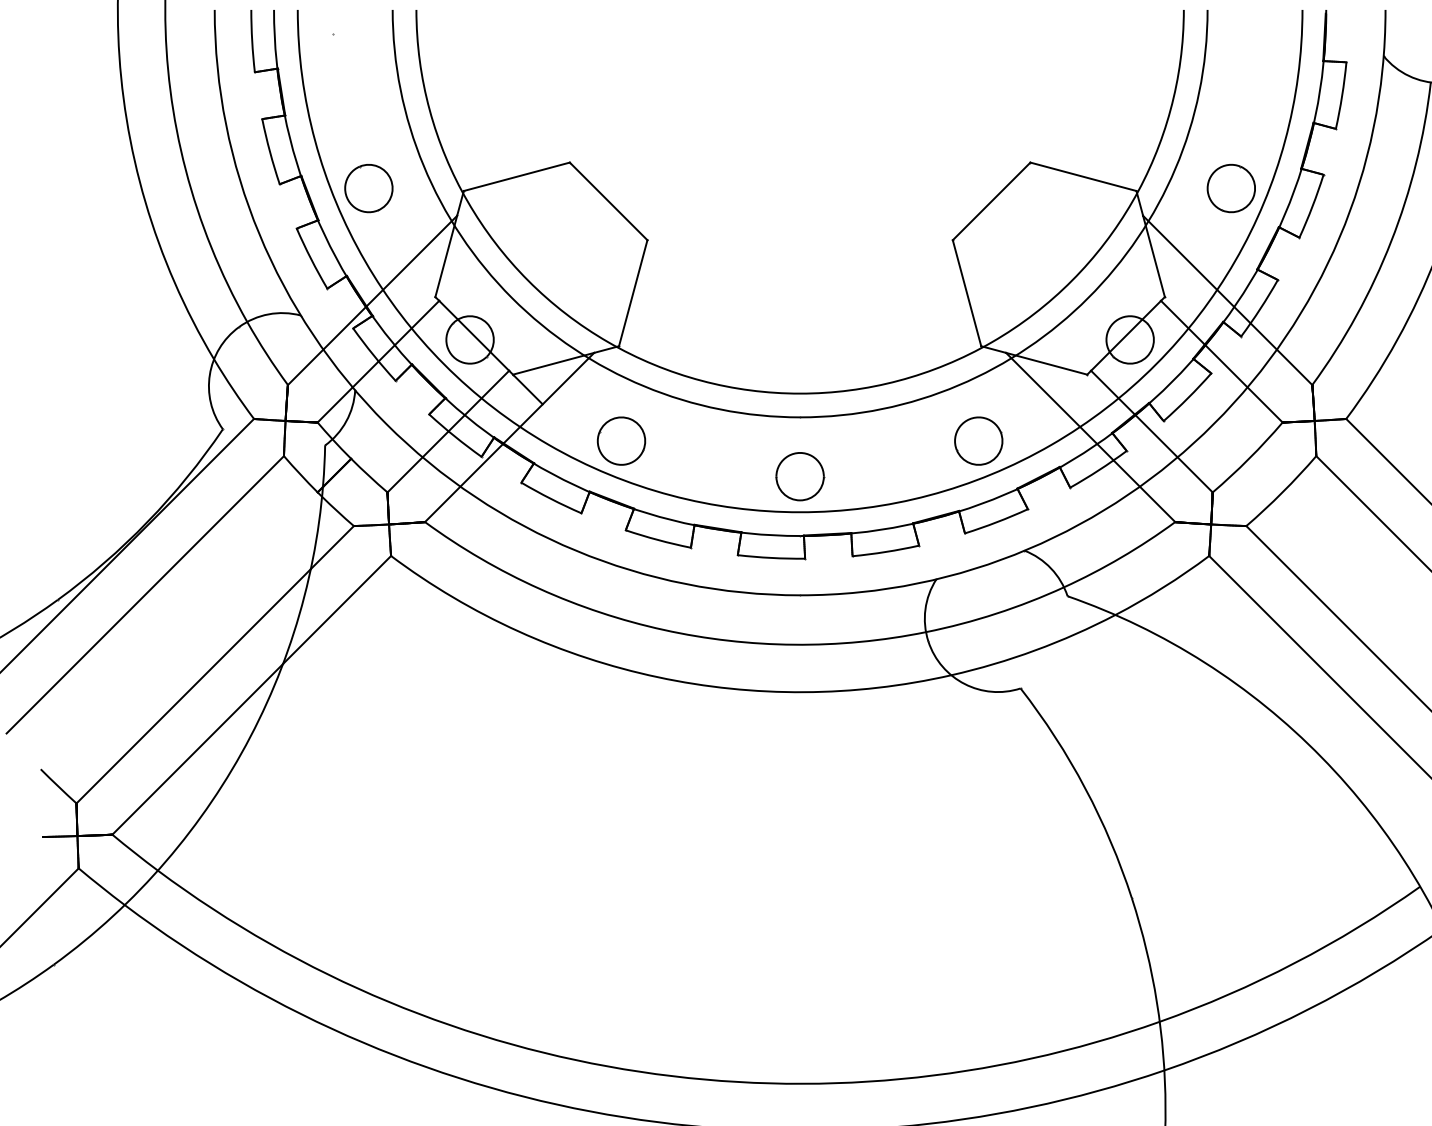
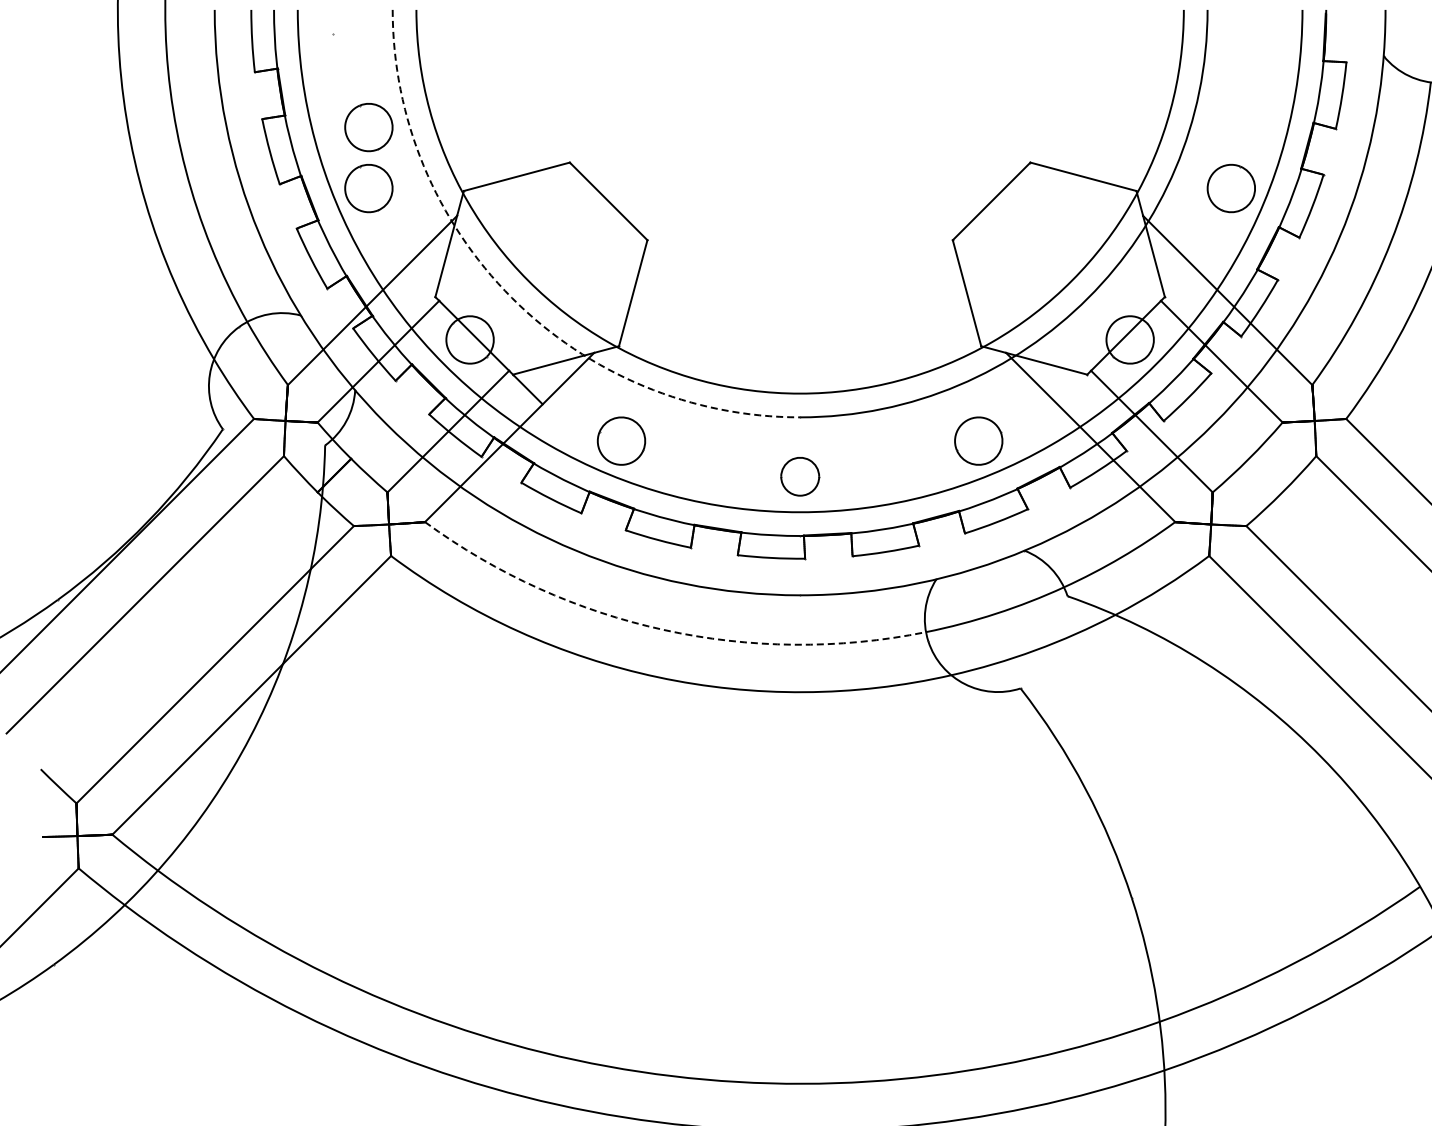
part: none -> present (368, 127)
arc: solid -> dashed (512, 298)
part size: 51x50 px -> 41x40 px (800, 476)
arc: solid -> dashed (663, 629)
